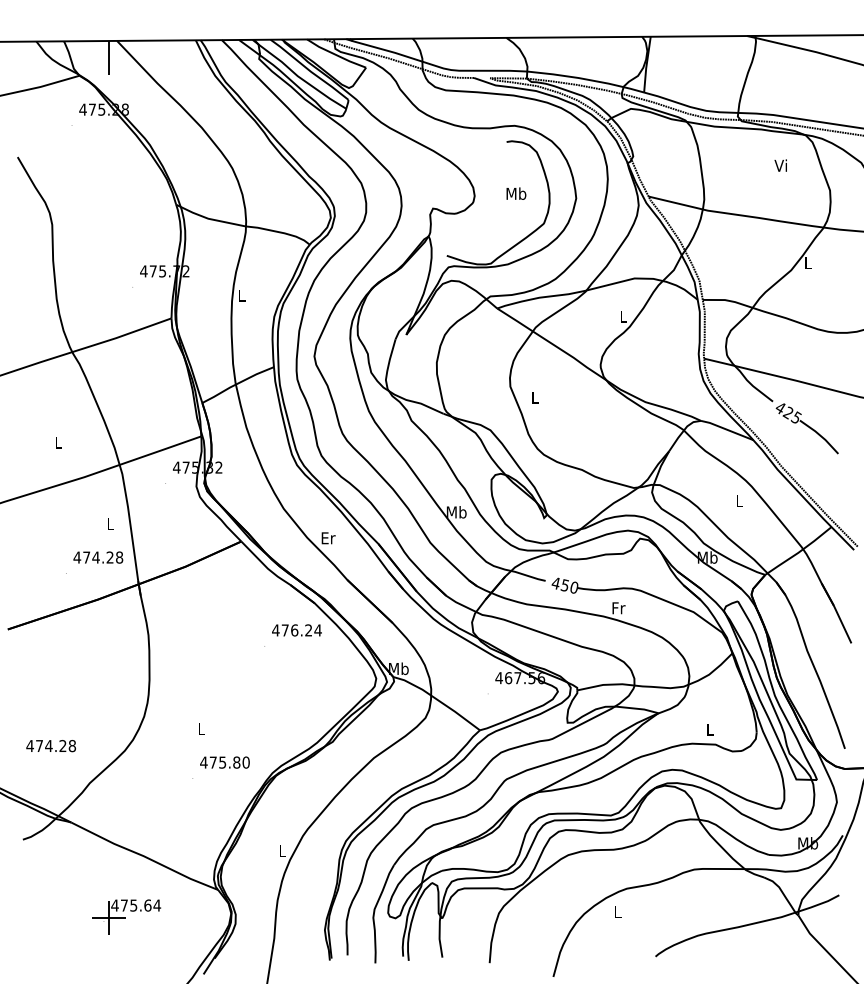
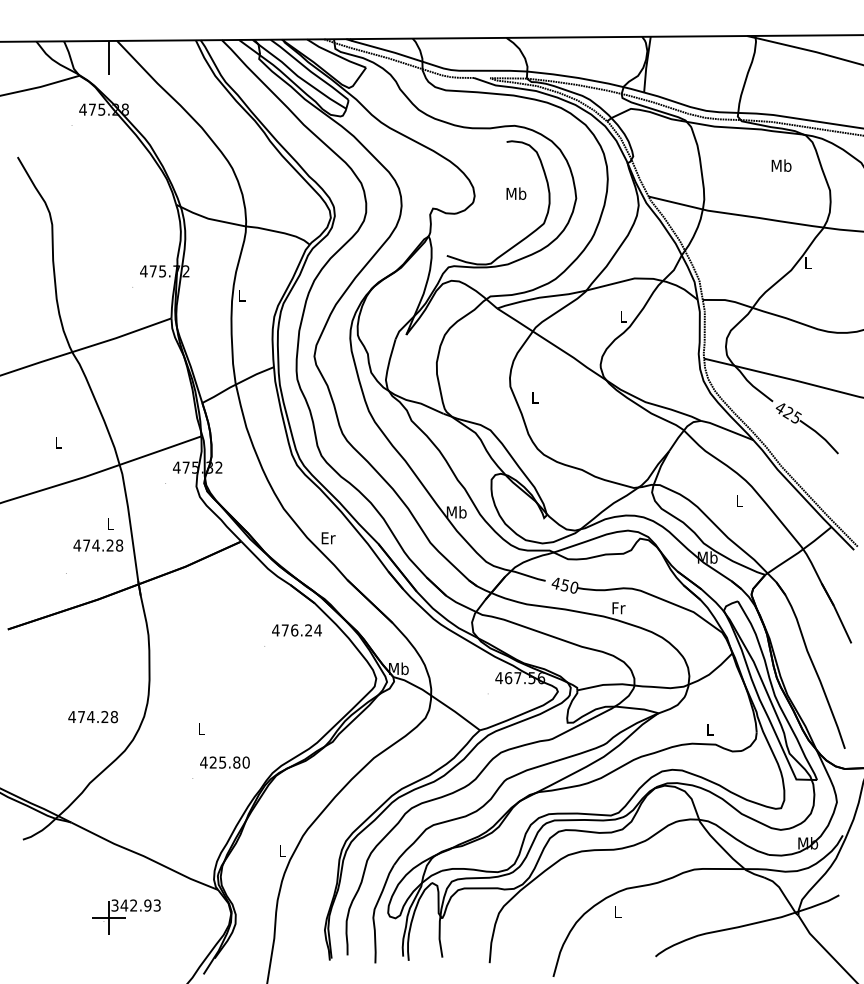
text: Vi -> Mb (781, 165)
text position: (98, 557) -> (98, 545) (98, 545)
text position: (50, 746) -> (92, 717) (92, 717)
text: 475.80 -> 425.80 (212, 762)
text: 475.64 -> 342.93 (136, 905)
